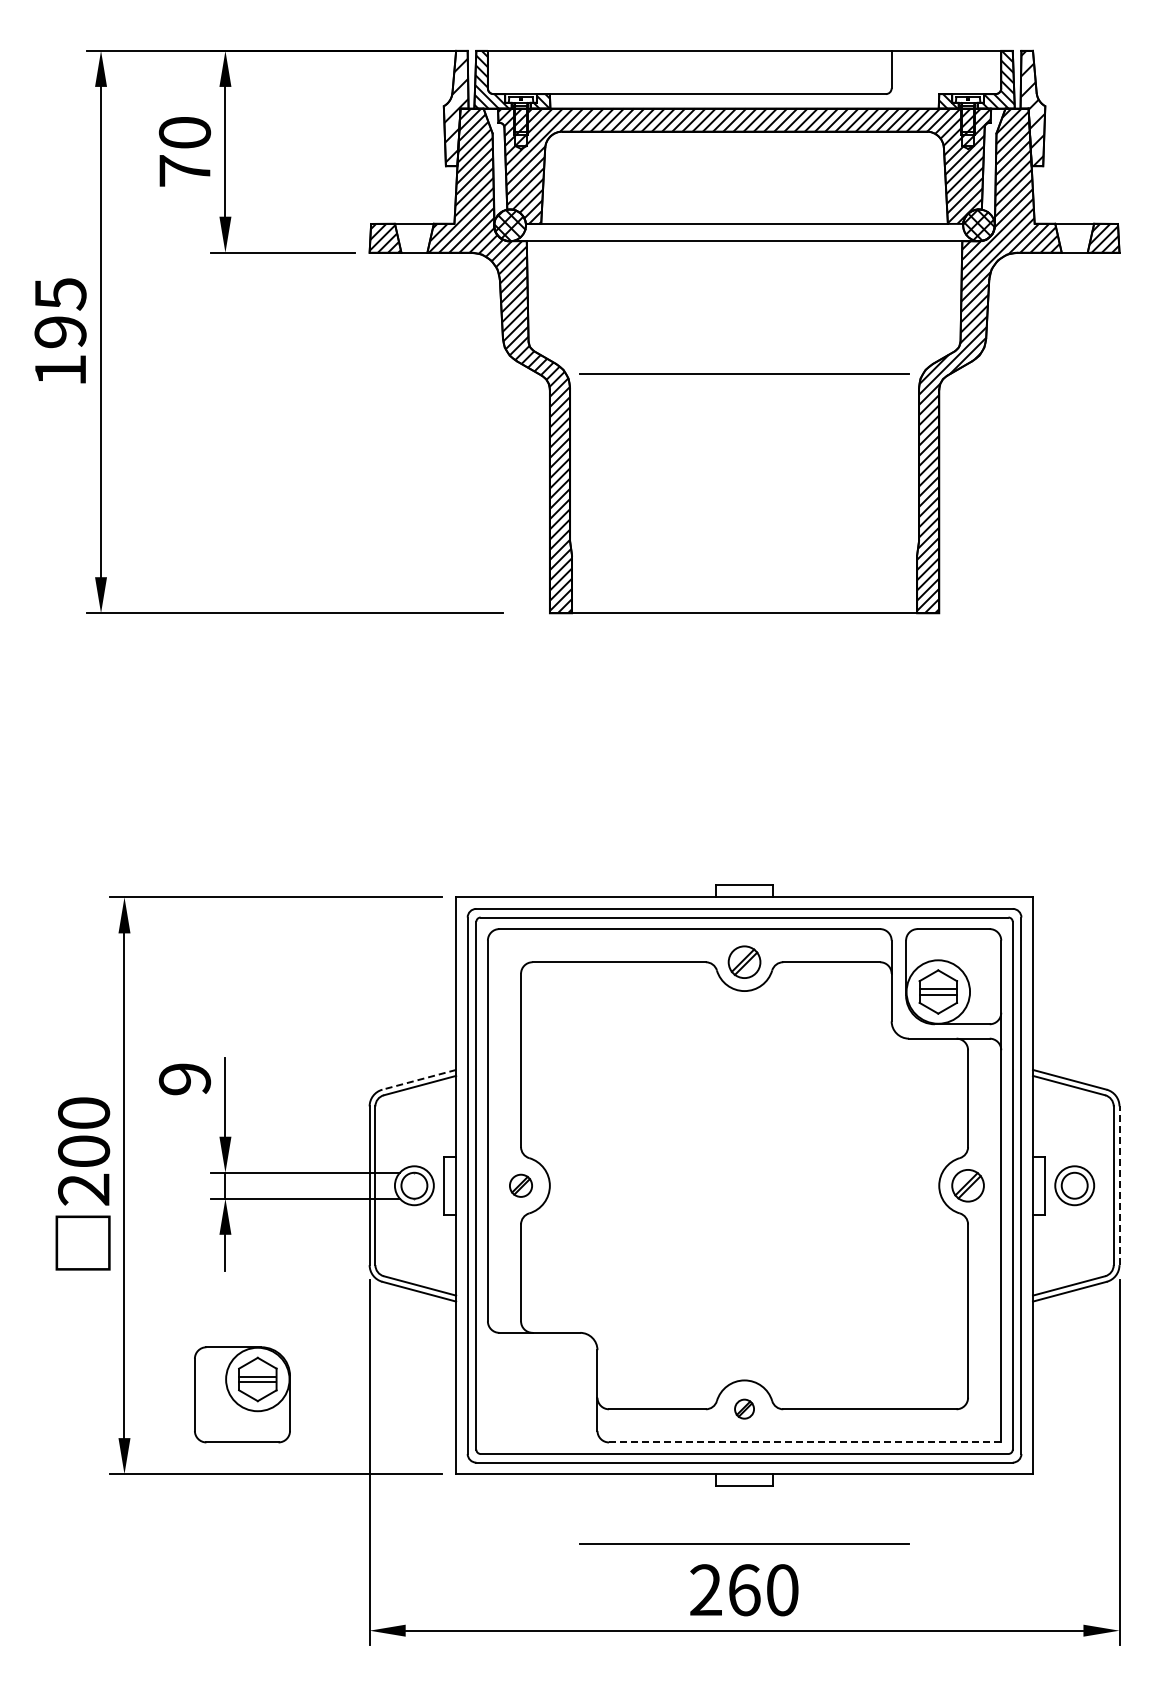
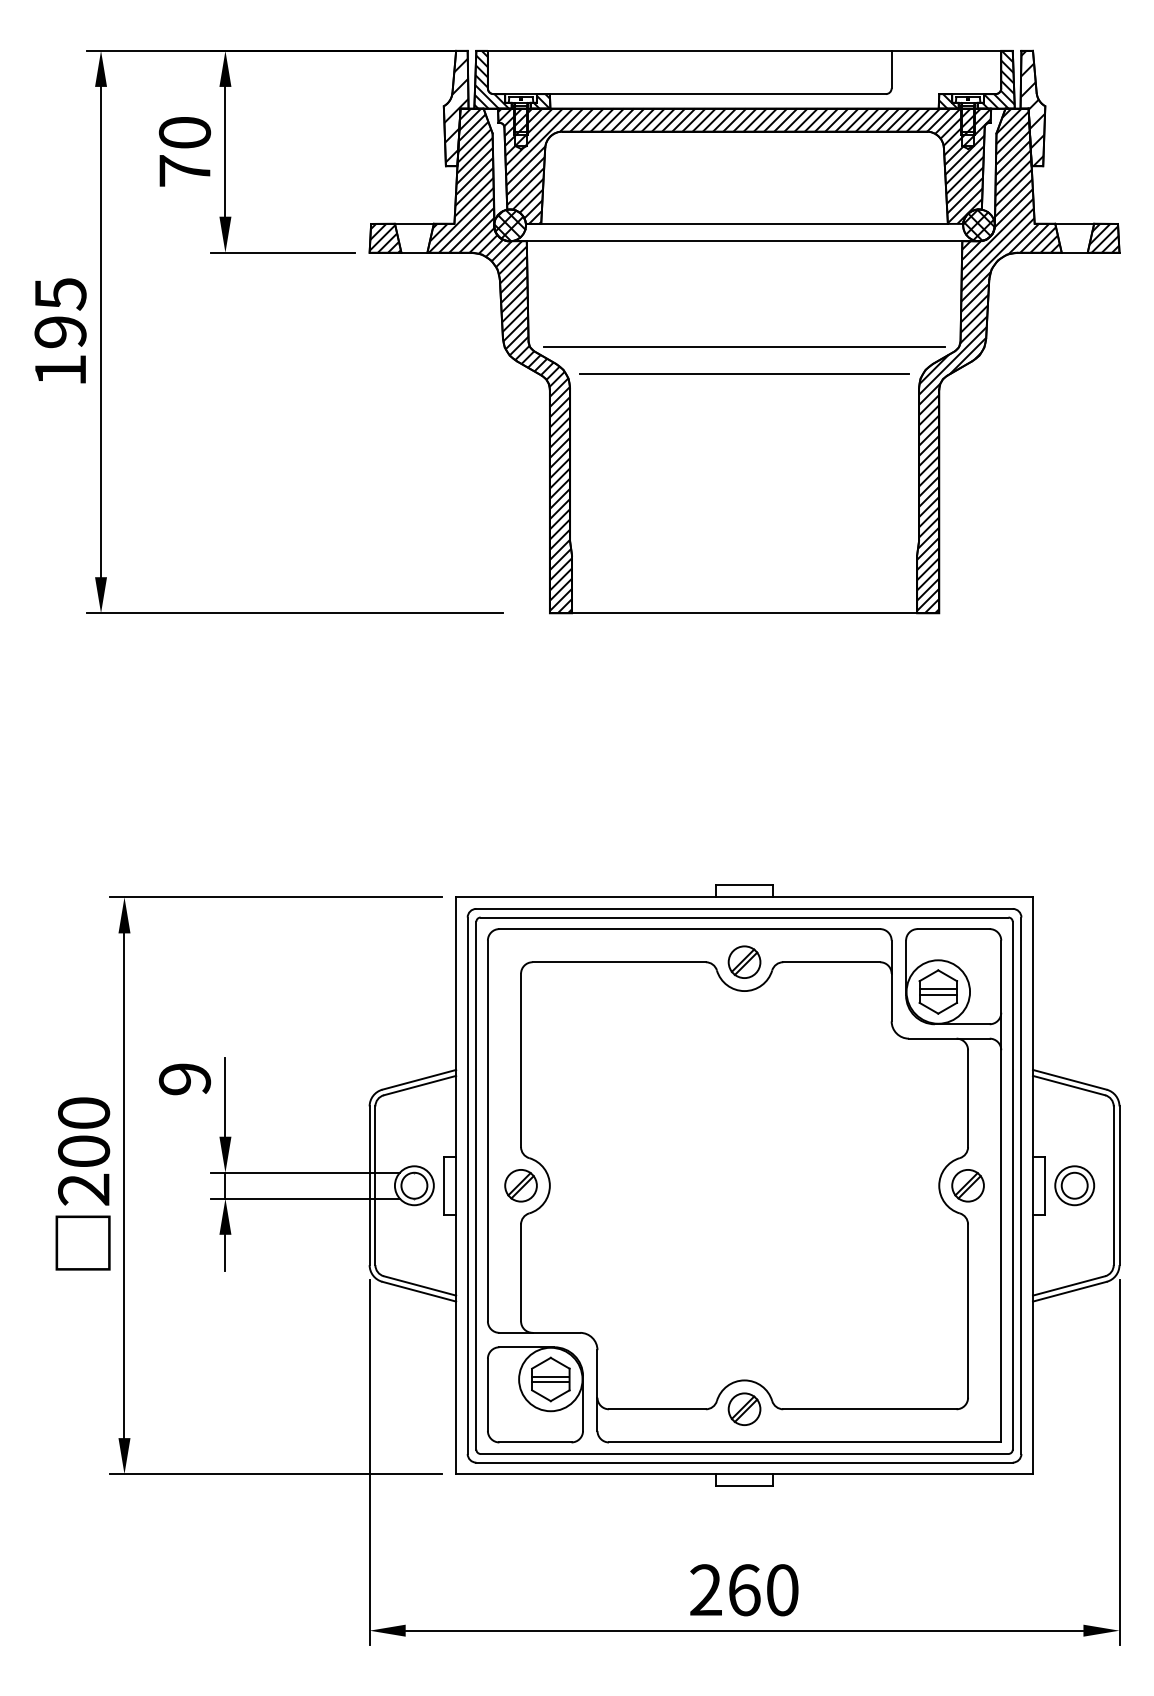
line: none -> present (744, 346)
line: dashed -> solid (418, 1079)
part size: 24x25 px -> 34x34 px (520, 1185)
line: dashed -> solid (1119, 1185)
part position: (242, 1394) -> (535, 1394) (535, 1394)
part size: 21x22 px -> 35x34 px (744, 1408)
line: dashed -> solid (805, 1442)
line: present -> none (744, 1543)
